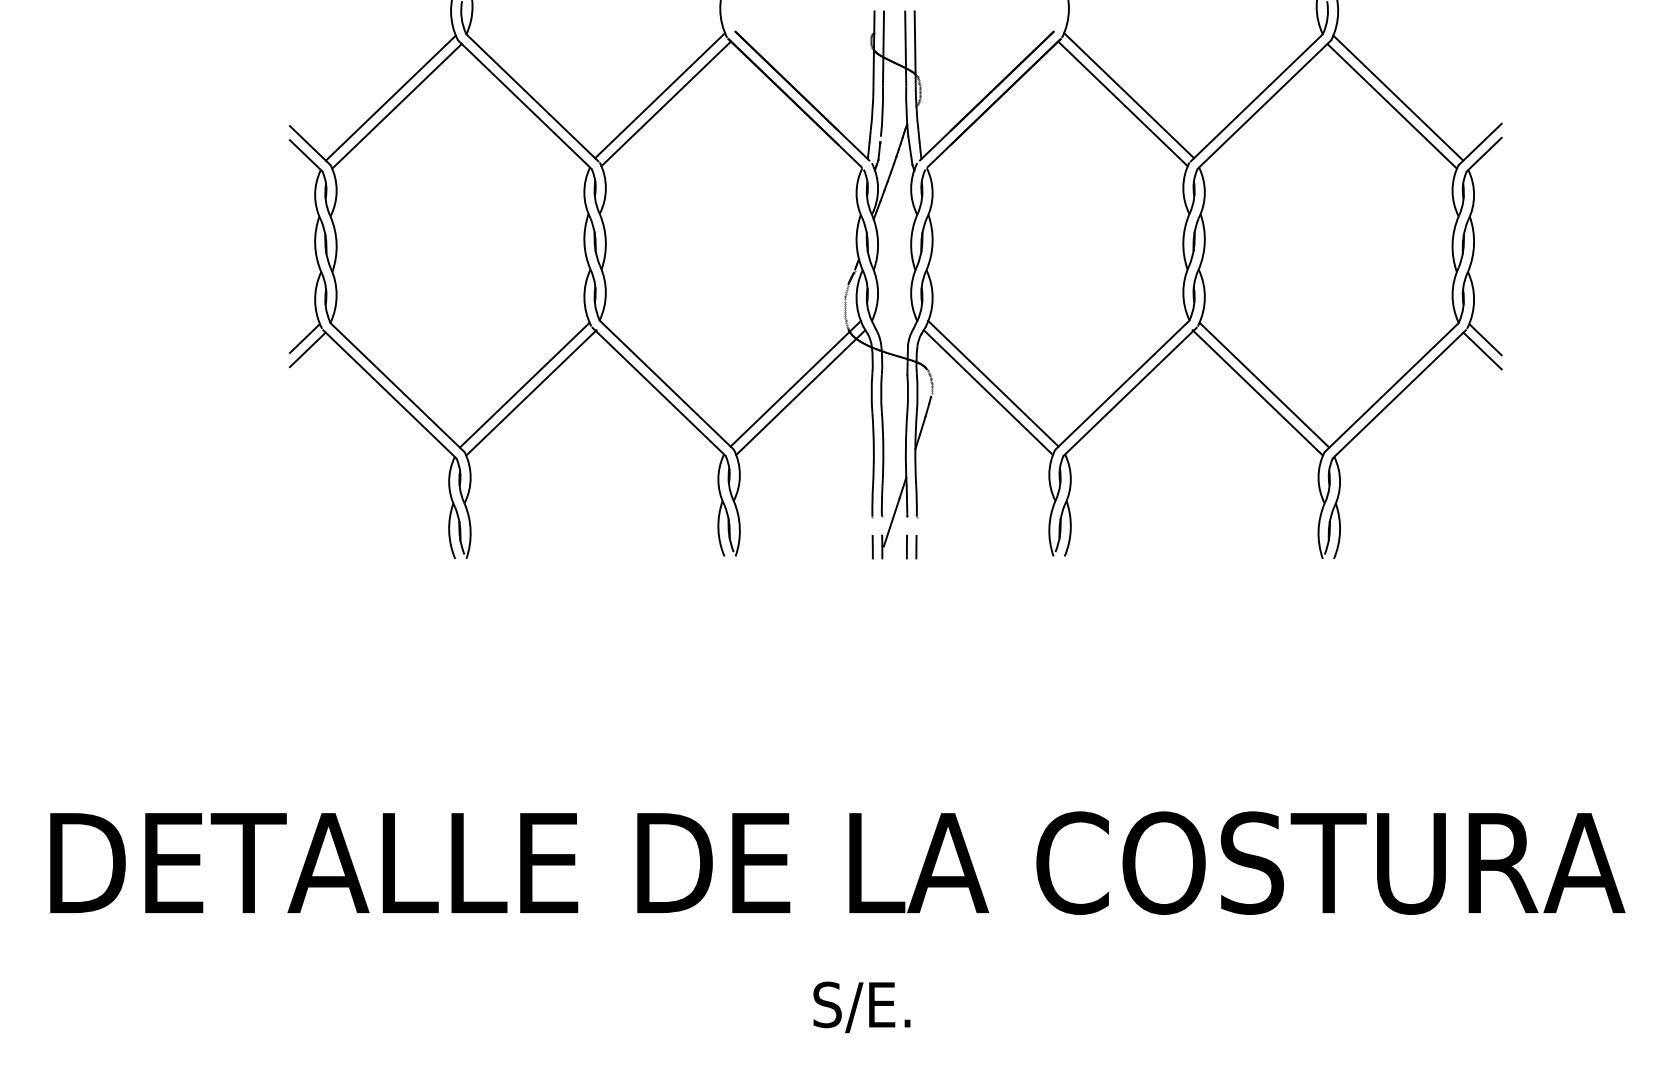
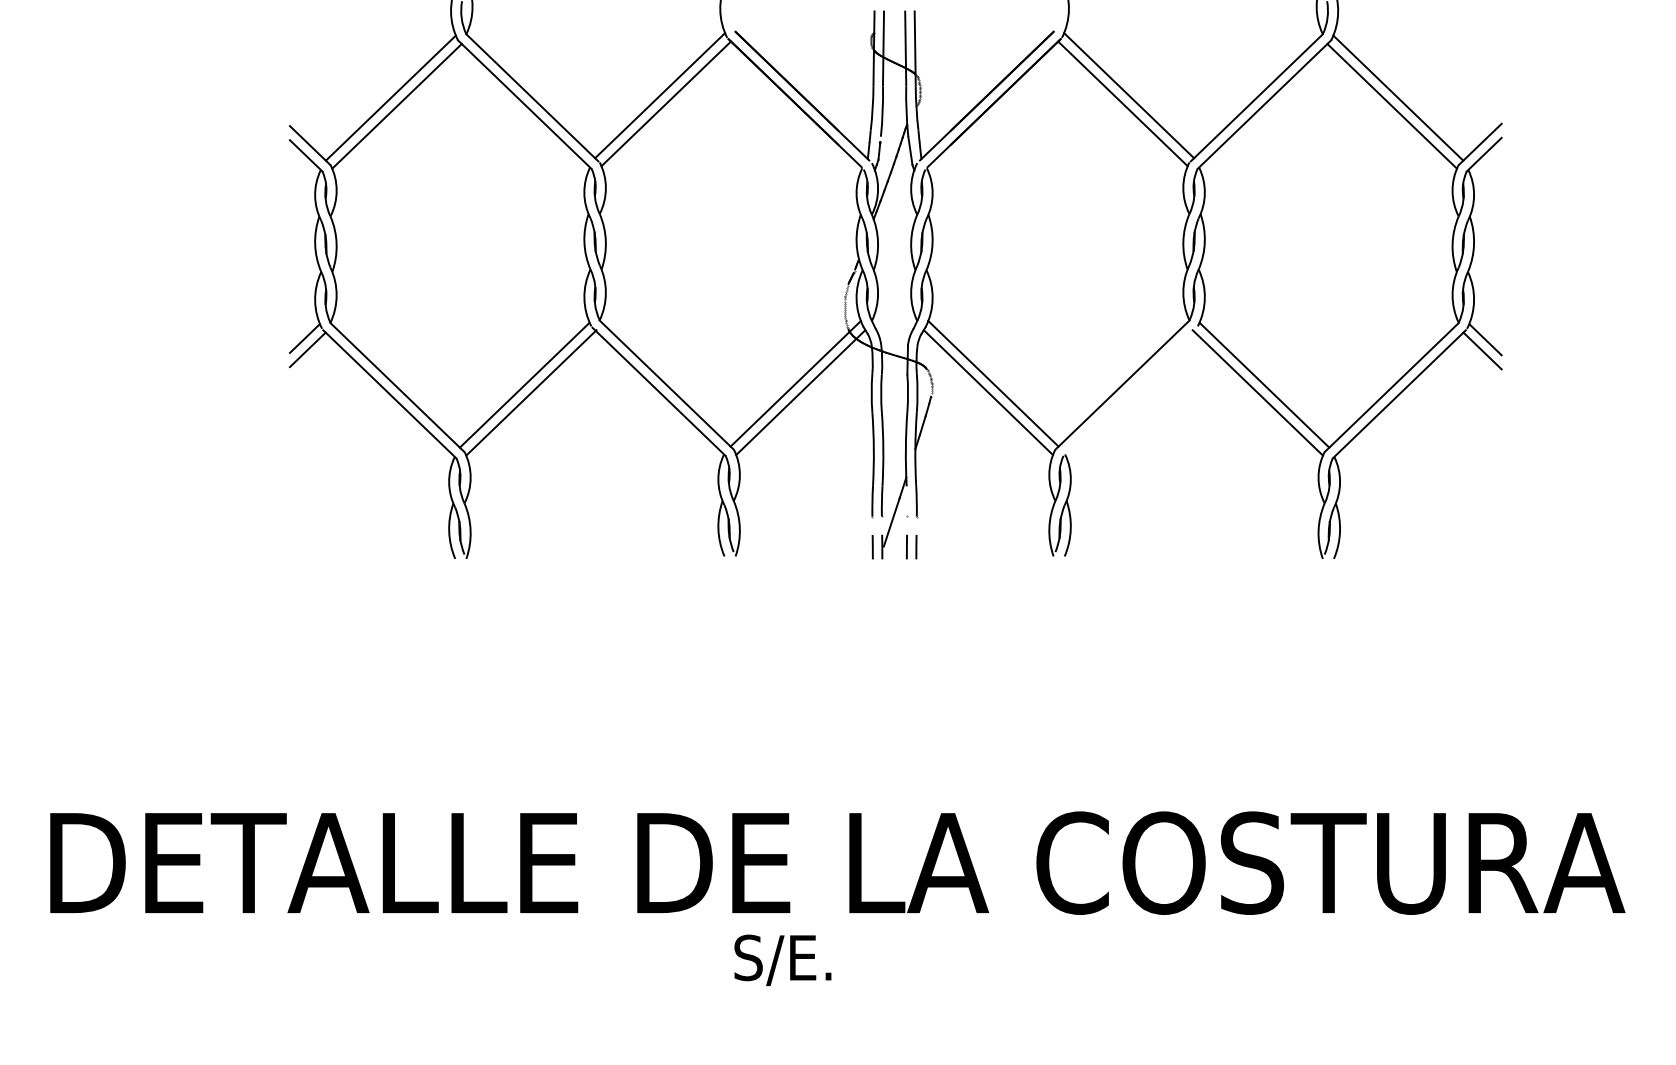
line: present -> none (1129, 391)
line: present -> none (906, 501)
text position: (861, 1007) -> (782, 960) (782, 960)
